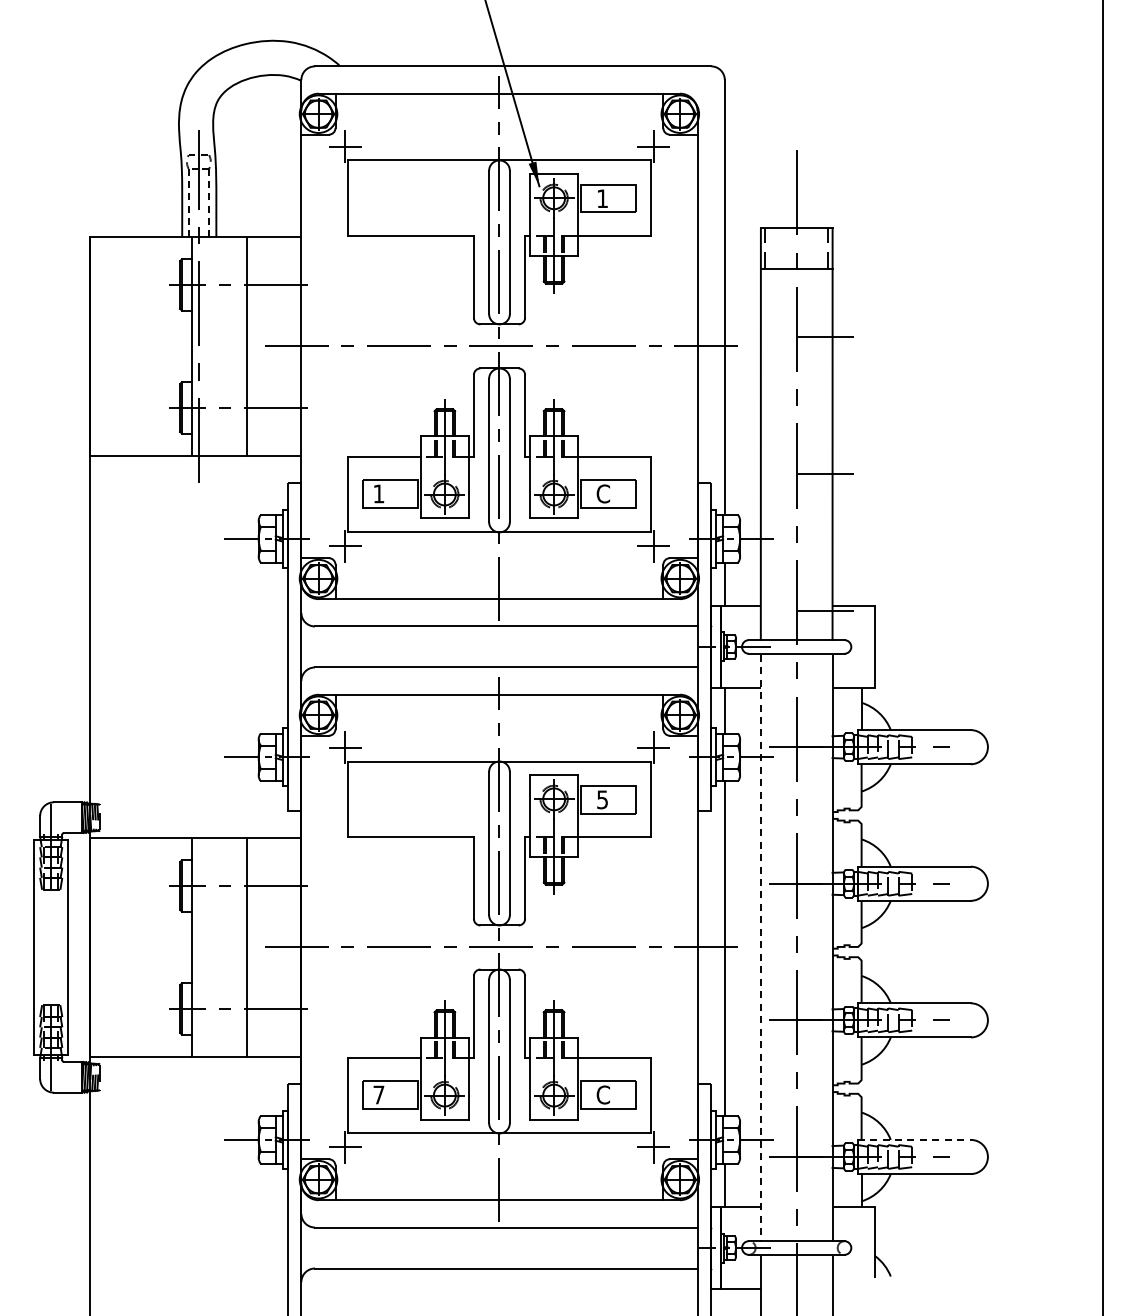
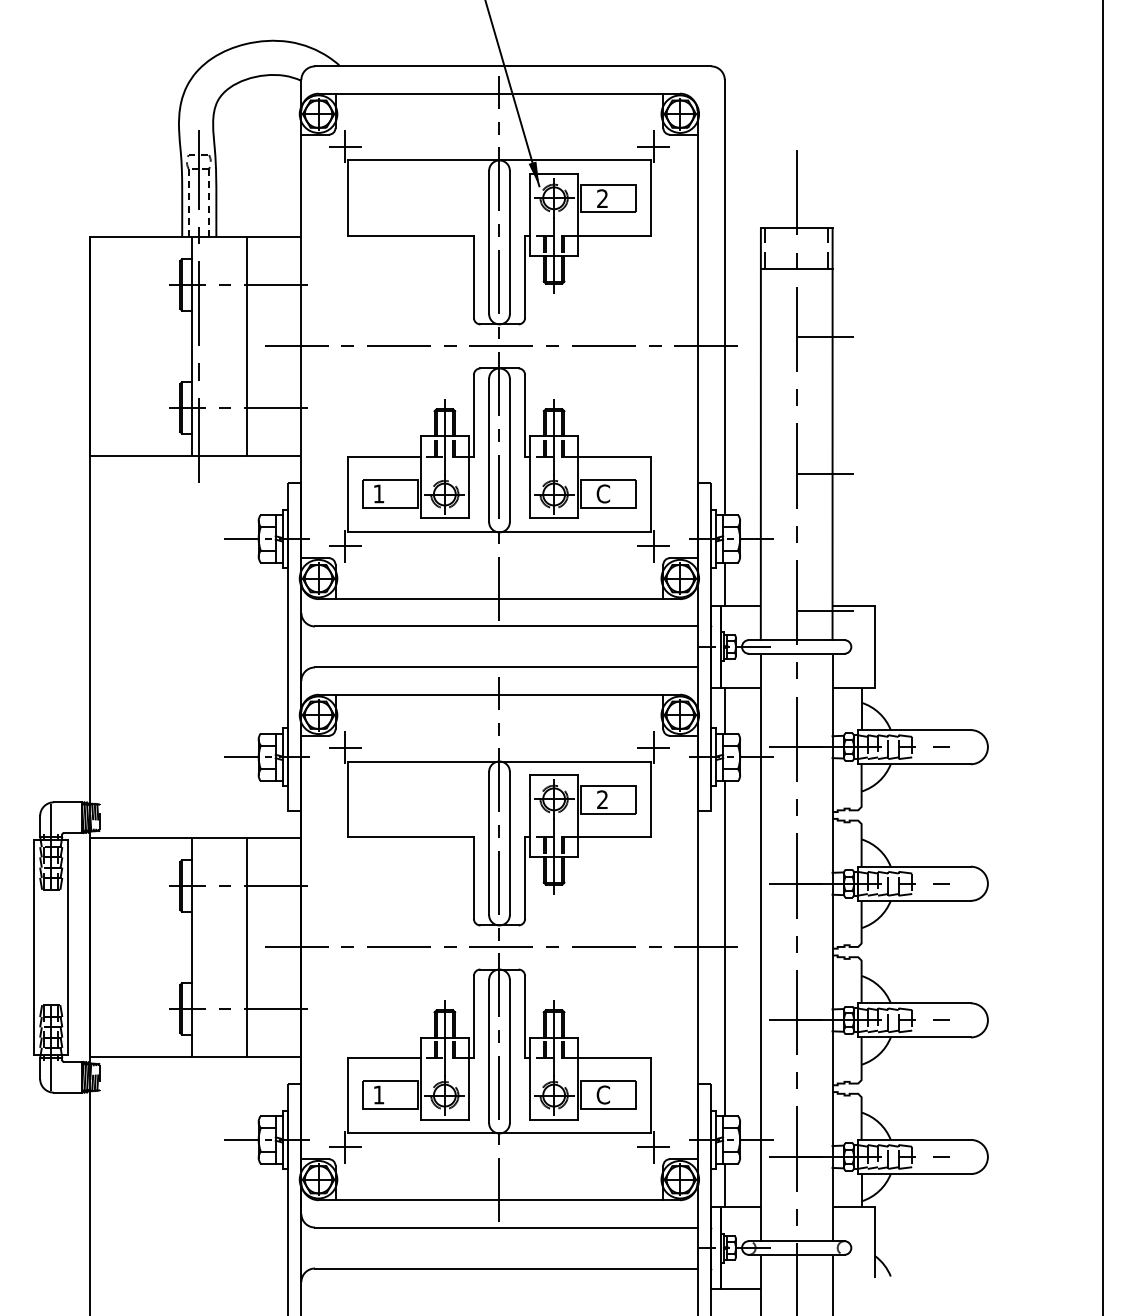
text: 1 -> 2 (602, 198)
text: 5 -> 2 (602, 799)
line: dashed -> solid (760, 948)
text: 7 -> 1 (378, 1094)
line: dashed -> solid (914, 1139)
